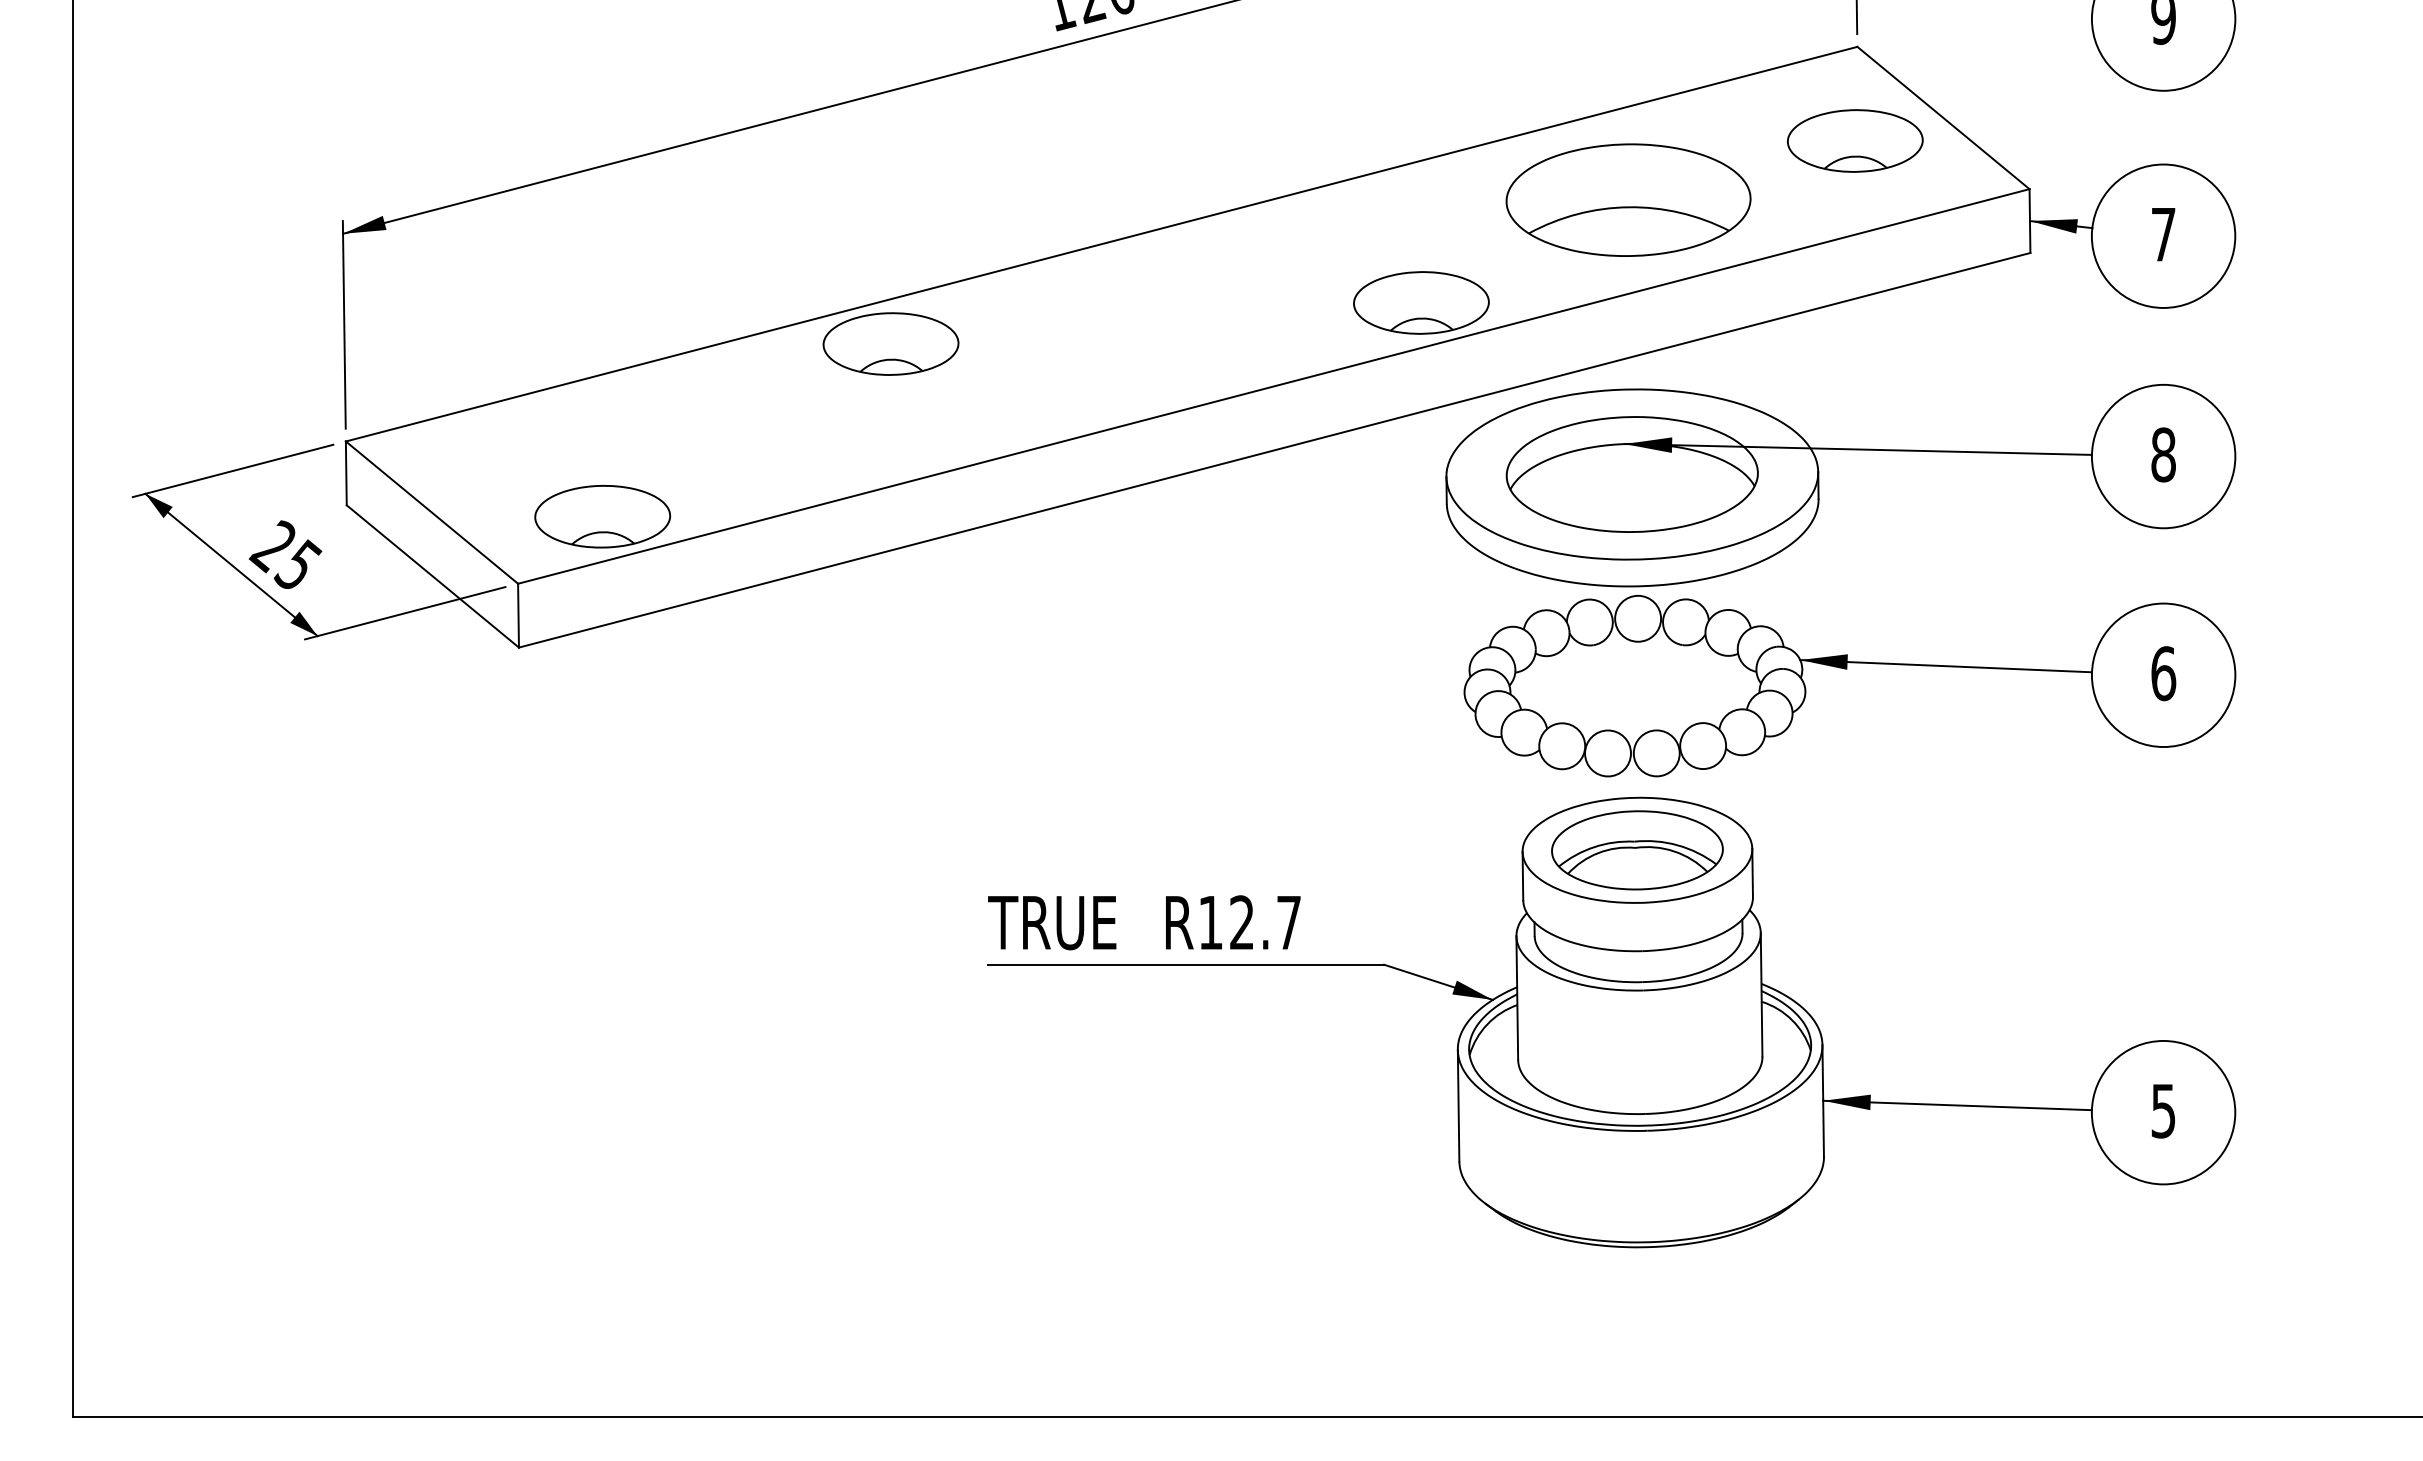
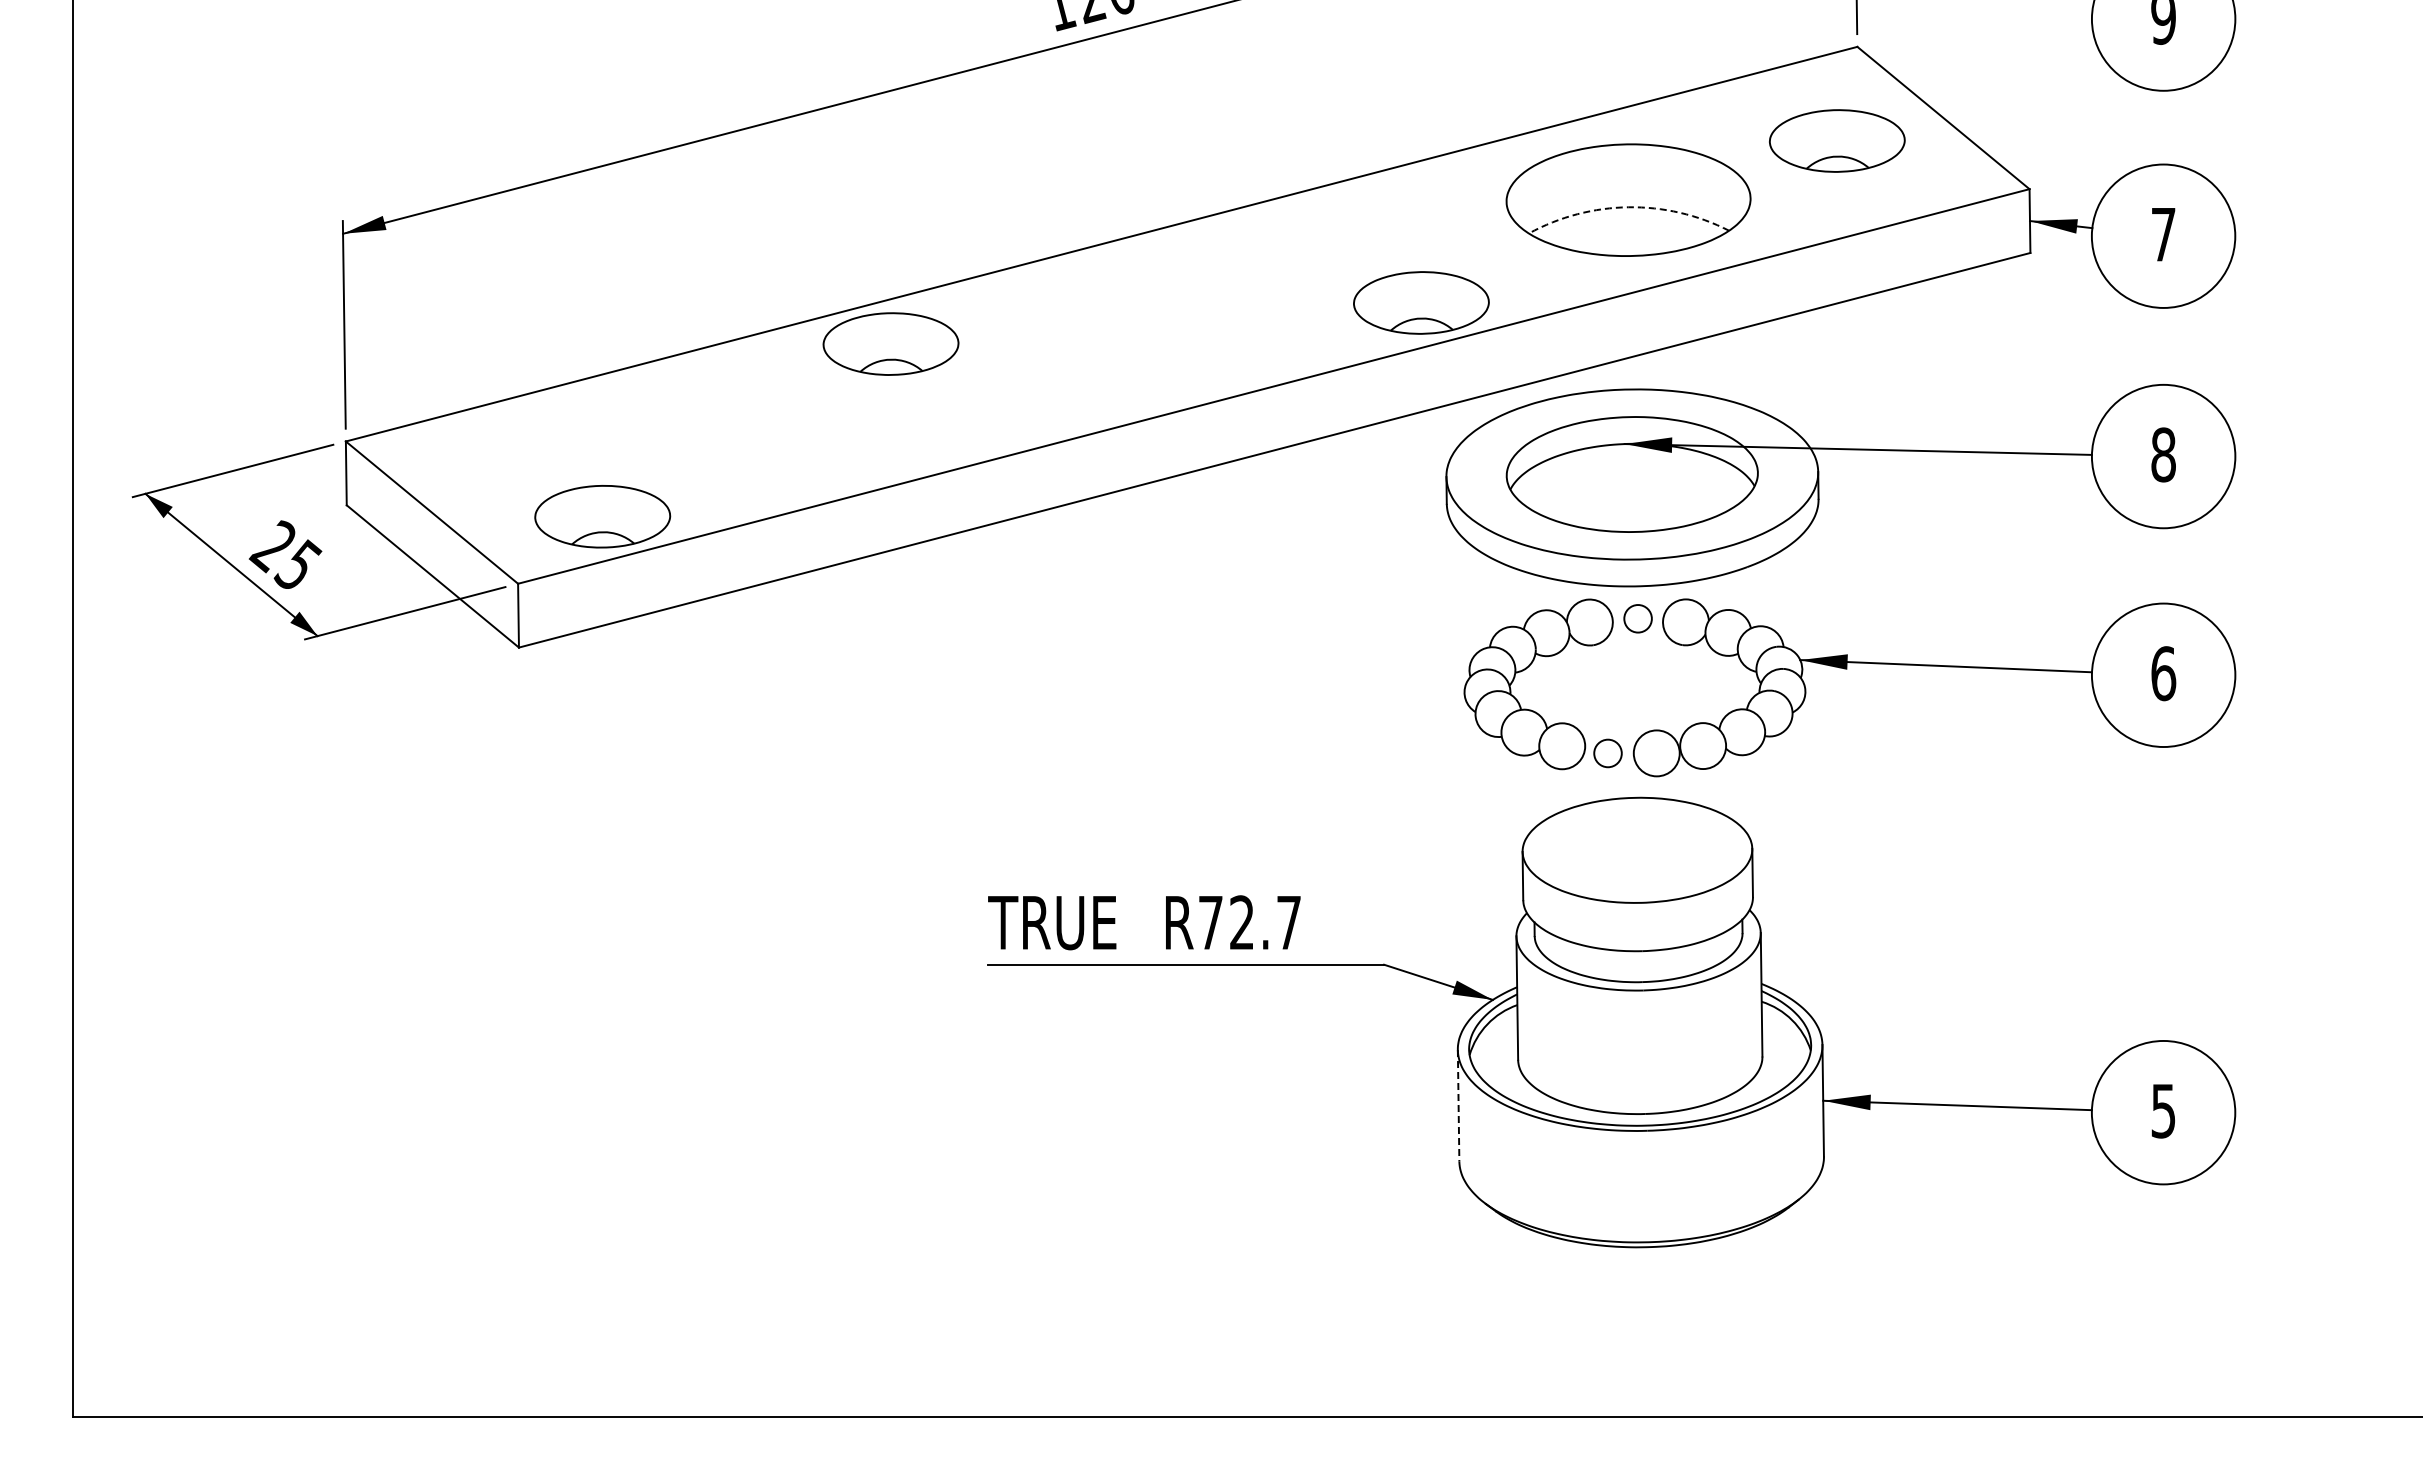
part position: (1855, 140) -> (1837, 140) (1837, 140)
arc: solid -> dashed (1628, 207)
circle diameter: 46 px -> 28 px (1637, 618)
circle diameter: 46 px -> 28 px (1607, 753)
part: present -> none (1637, 850)
text: R12.7 -> R72.7 (1210, 922)
line: solid -> dashed (1458, 1105)
